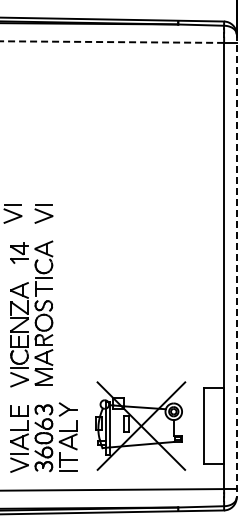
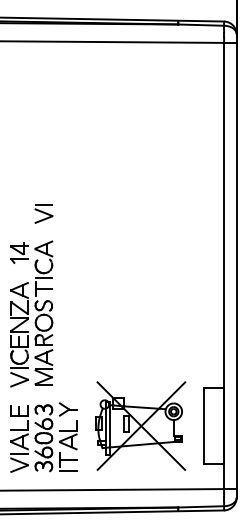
line: dashed -> solid (112, 42)
part: present -> none (12, 213)
line: dashed -> solid (236, 266)
